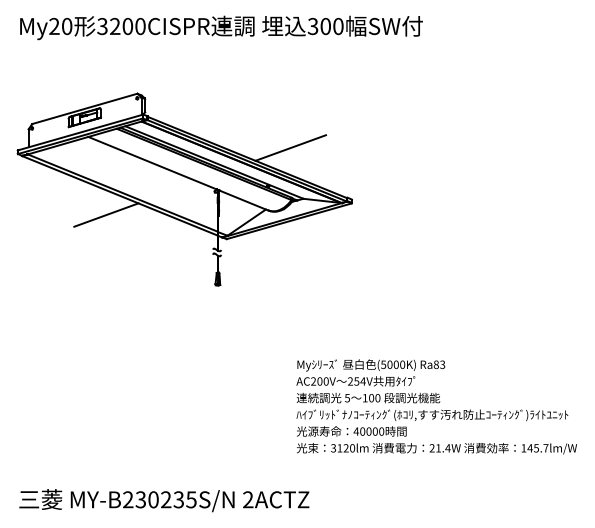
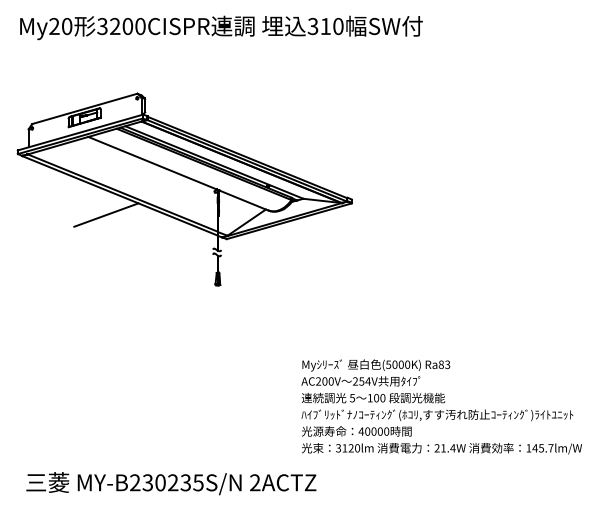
text: 300 -> 310 (325, 26)
line: present -> none (290, 147)
text position: (436, 406) -> (441, 406) (441, 406)
text position: (164, 500) -> (171, 483) (171, 483)
